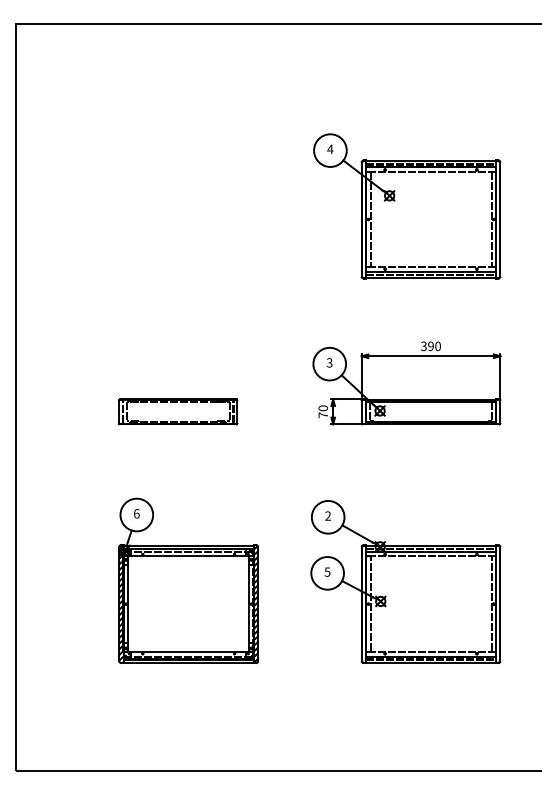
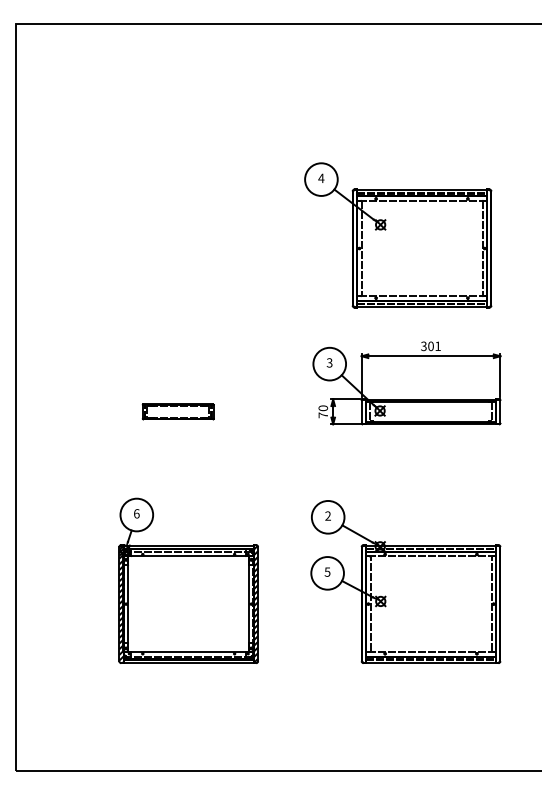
part position: (407, 206) -> (398, 235) (398, 235)
text: 390 -> 301 (434, 346)
part size: 121x28 px -> 74x18 px (177, 411)
